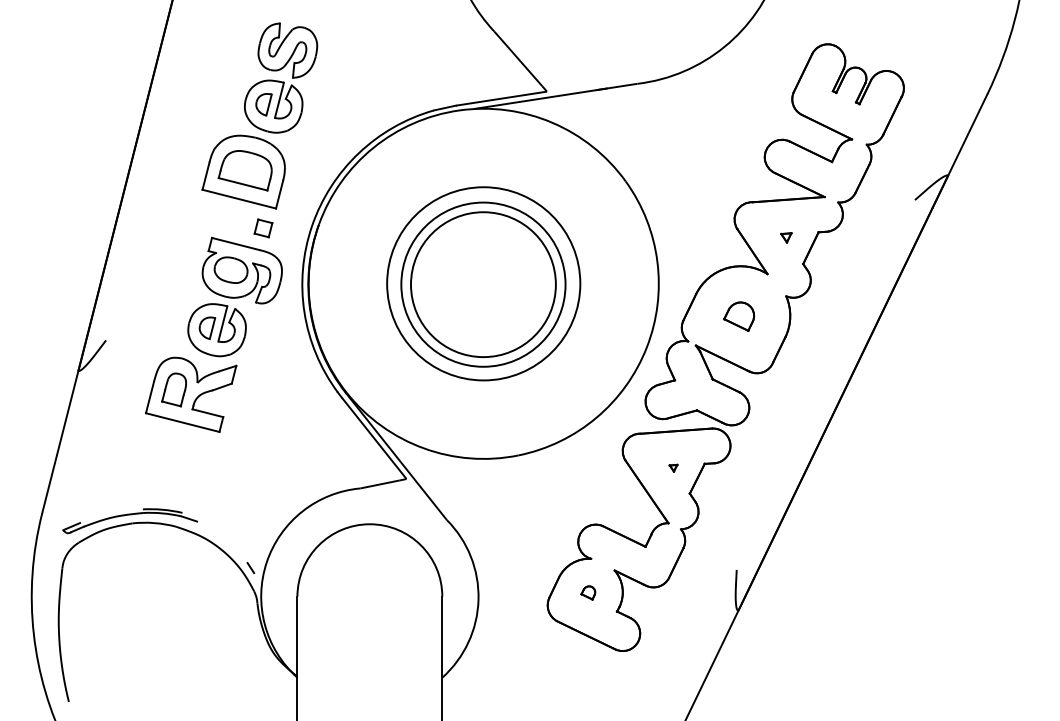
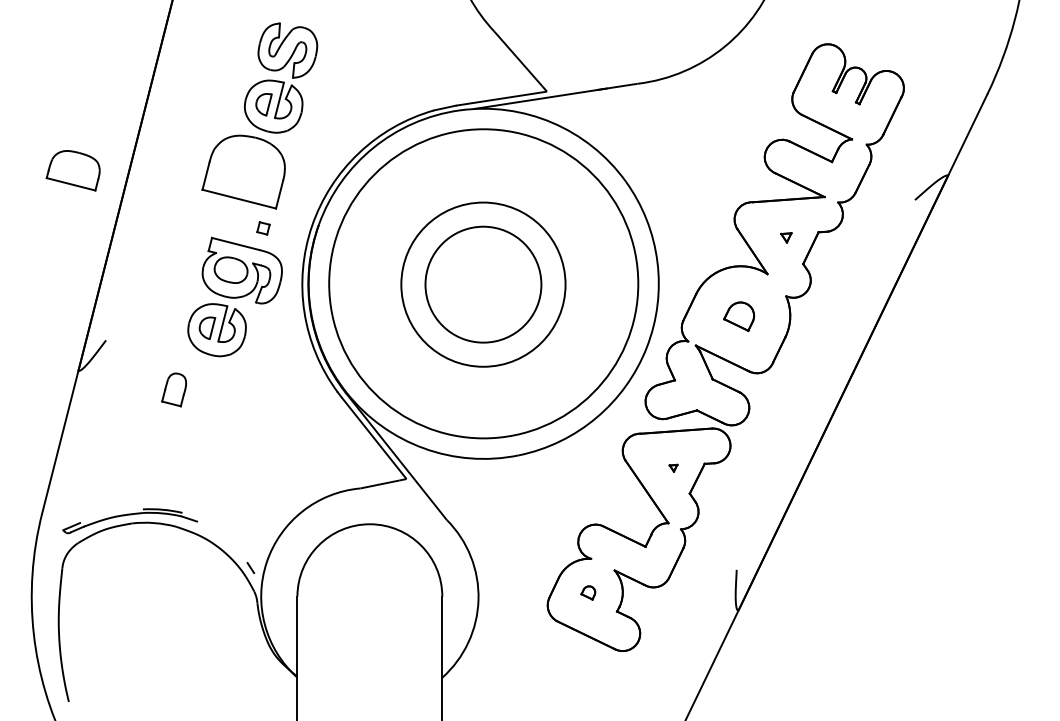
part position: (244, 170) -> (72, 170) (72, 170)
part size: 21x21 px -> 15x15 px (263, 228)
circle diameter: 193 px -> 309 px (483, 283)
circle diameter: 145 px -> 116 px (483, 284)
part: present -> none (191, 394)
